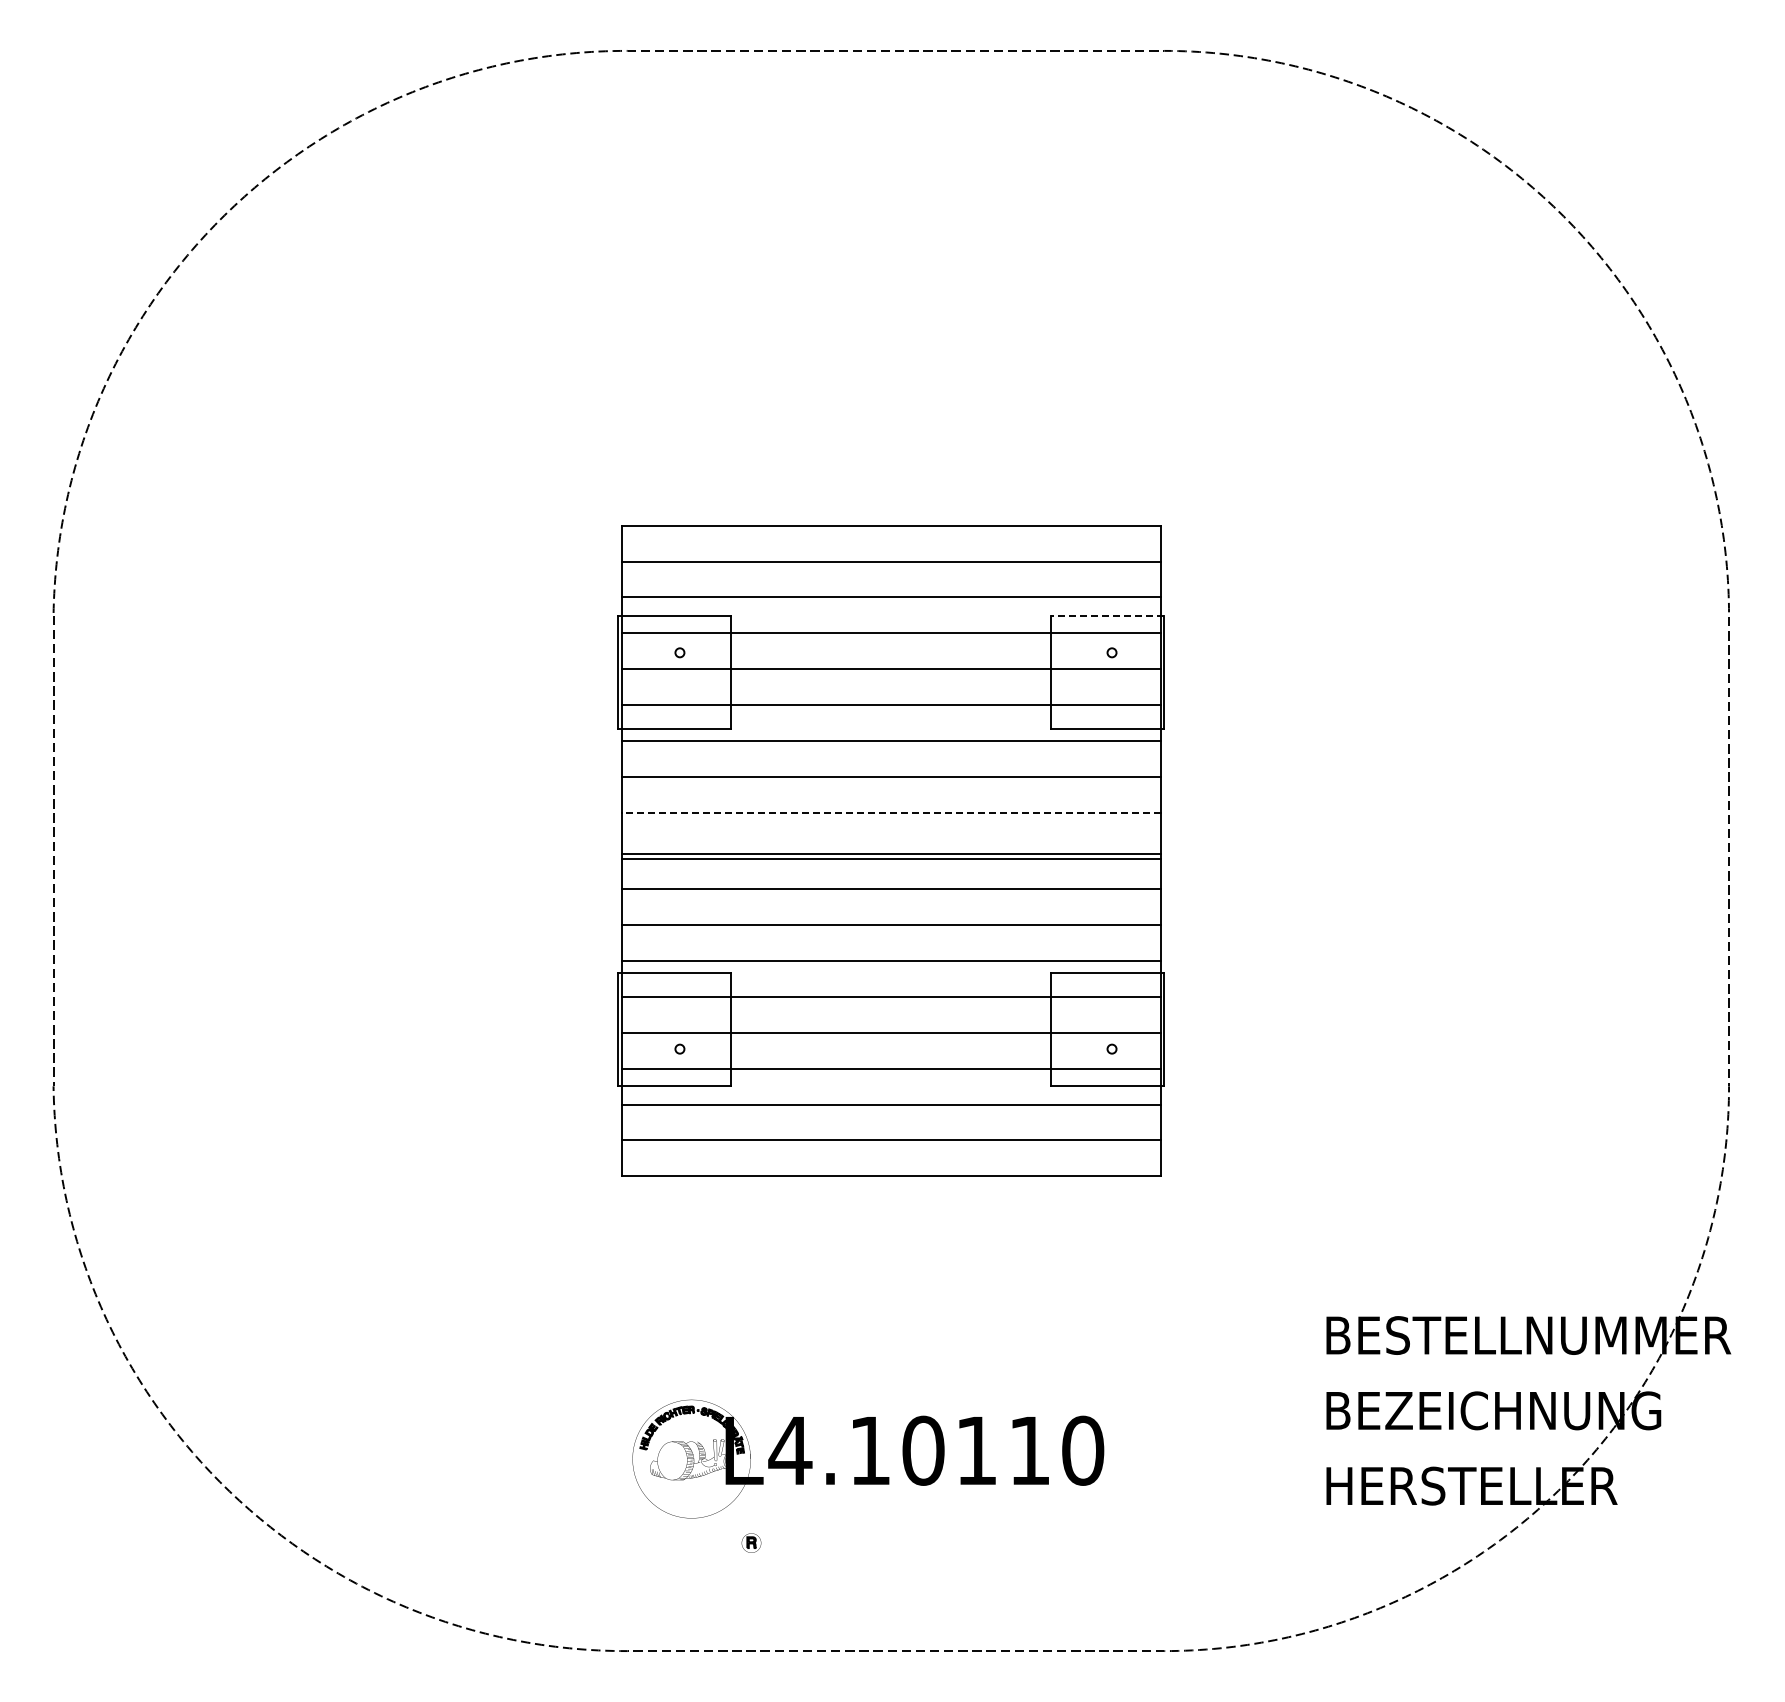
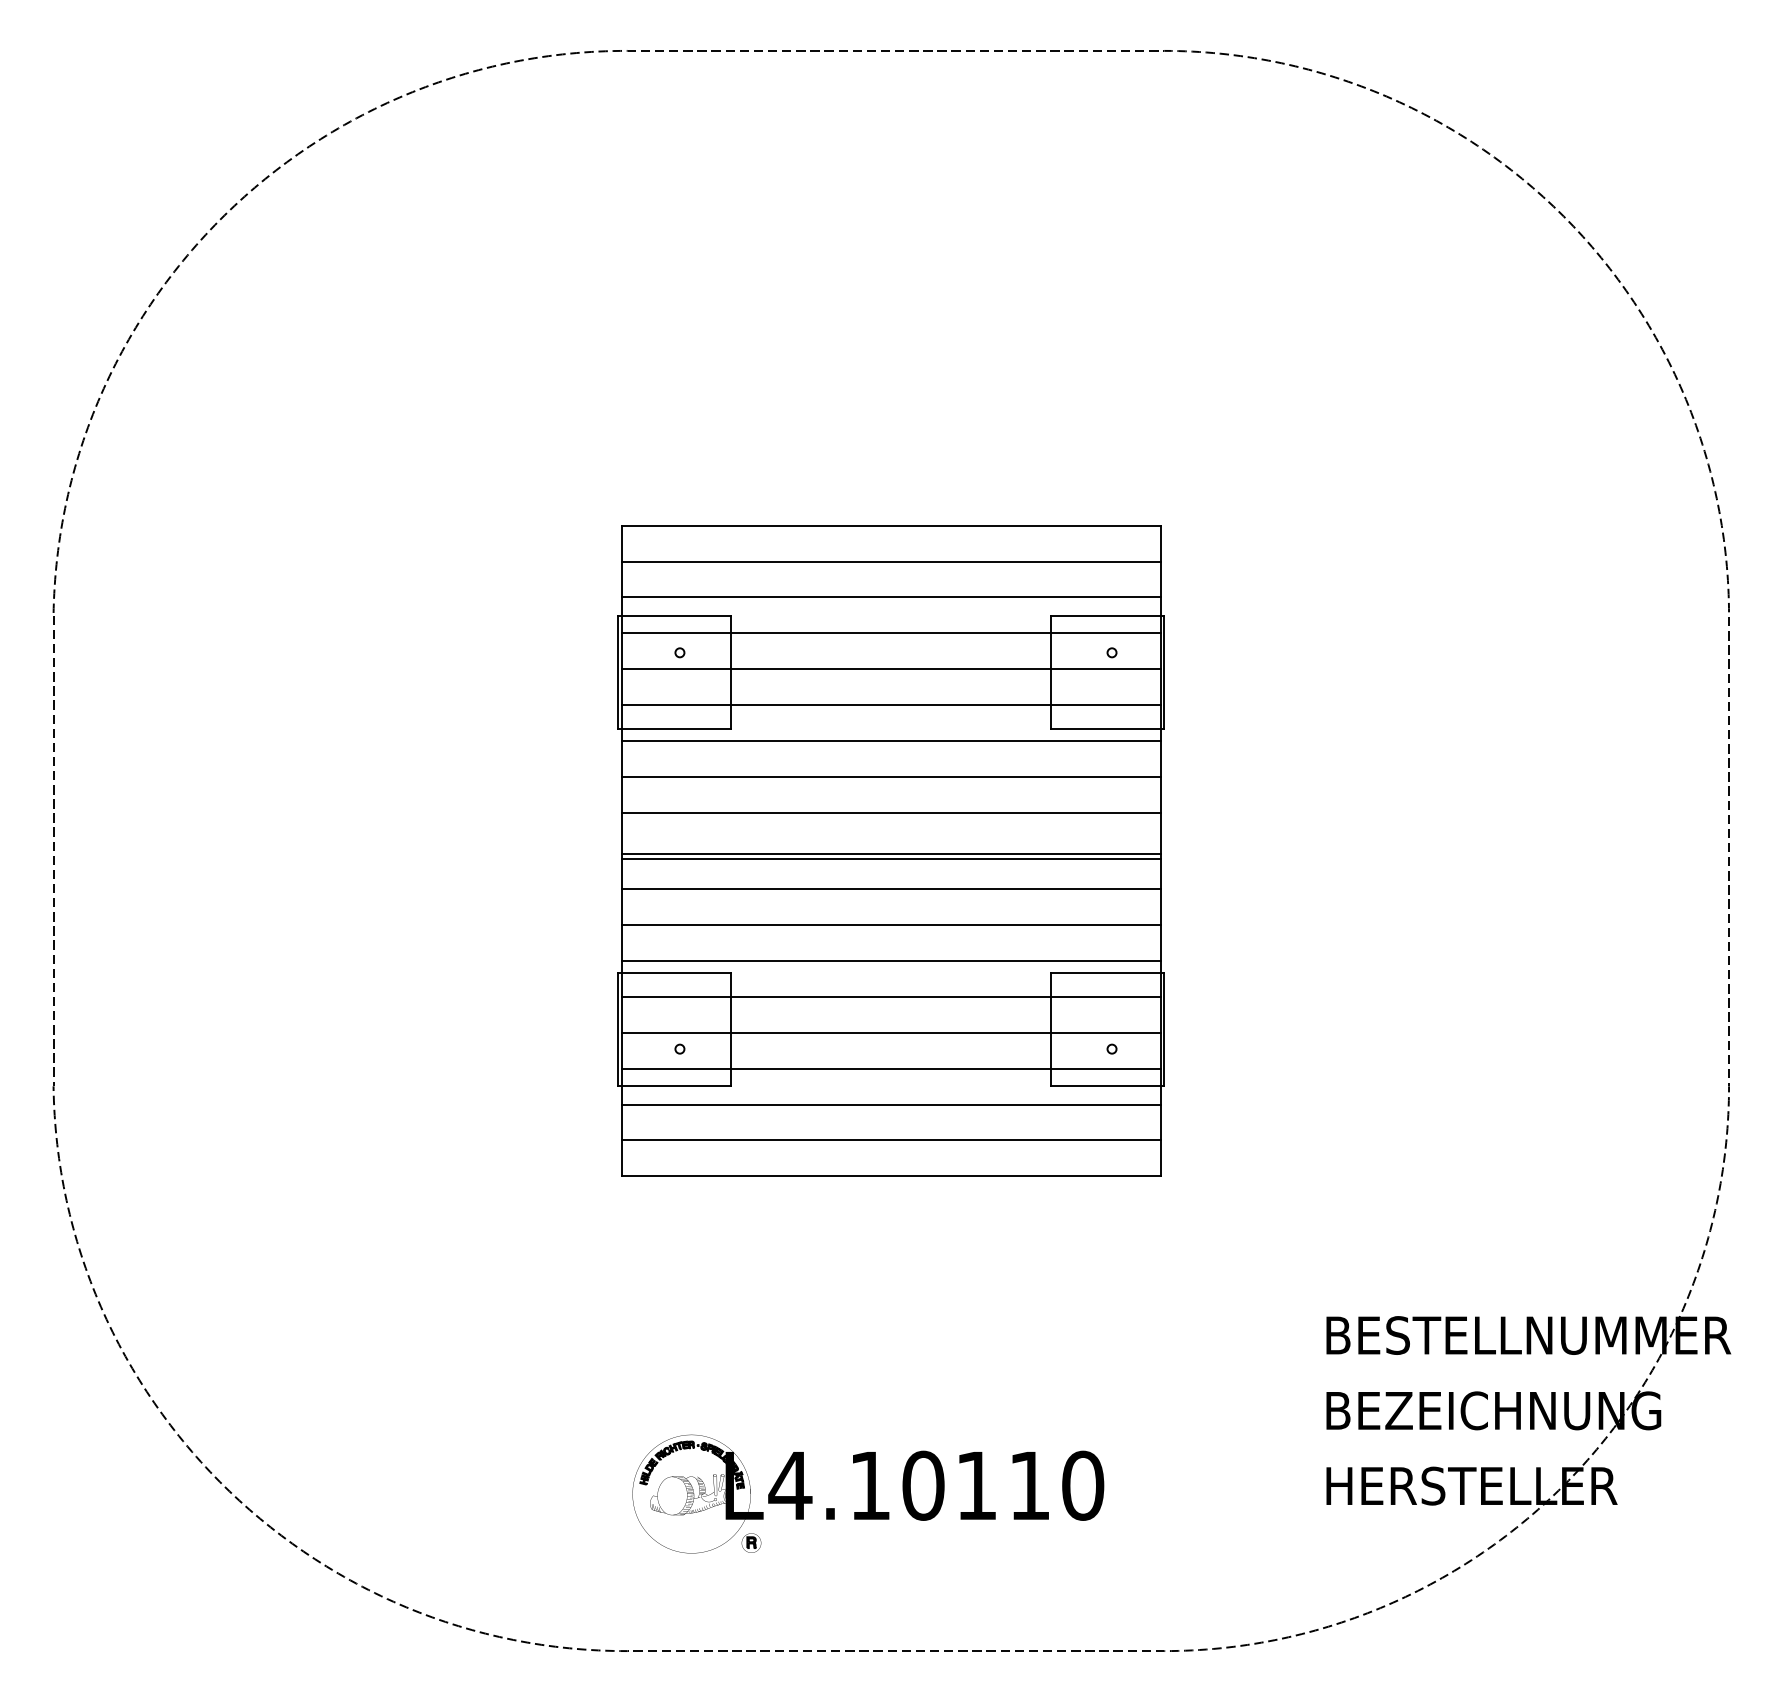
line: dashed -> solid (1107, 615)
line: dashed -> solid (890, 813)
part position: (868, 1458) -> (868, 1493) (868, 1493)
